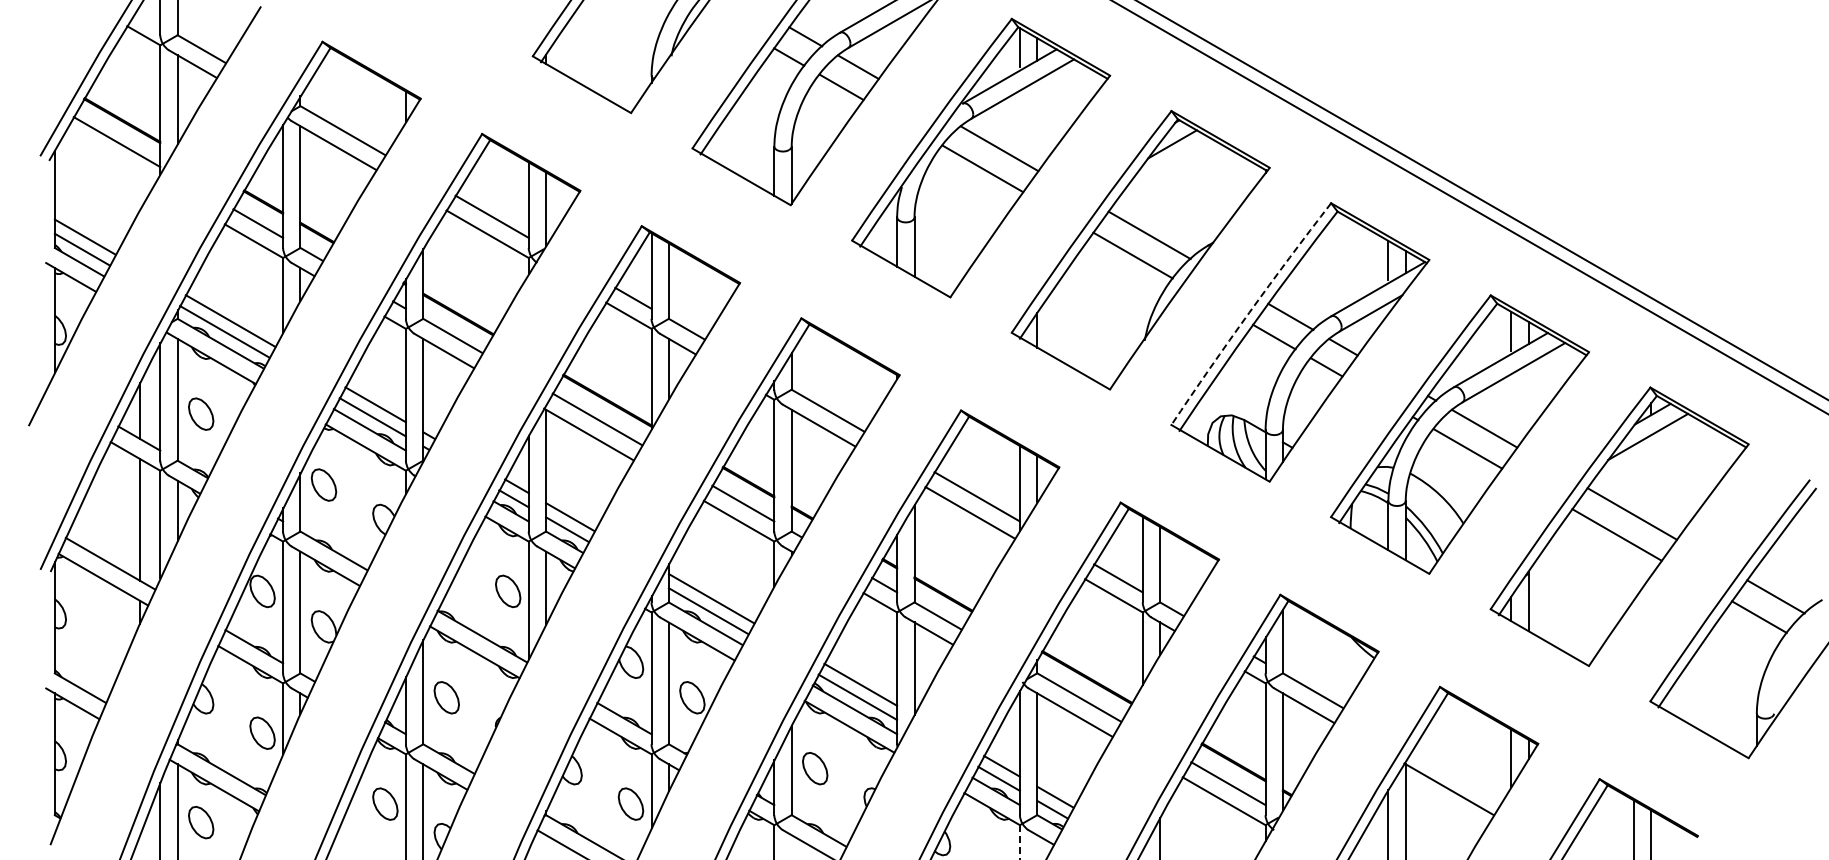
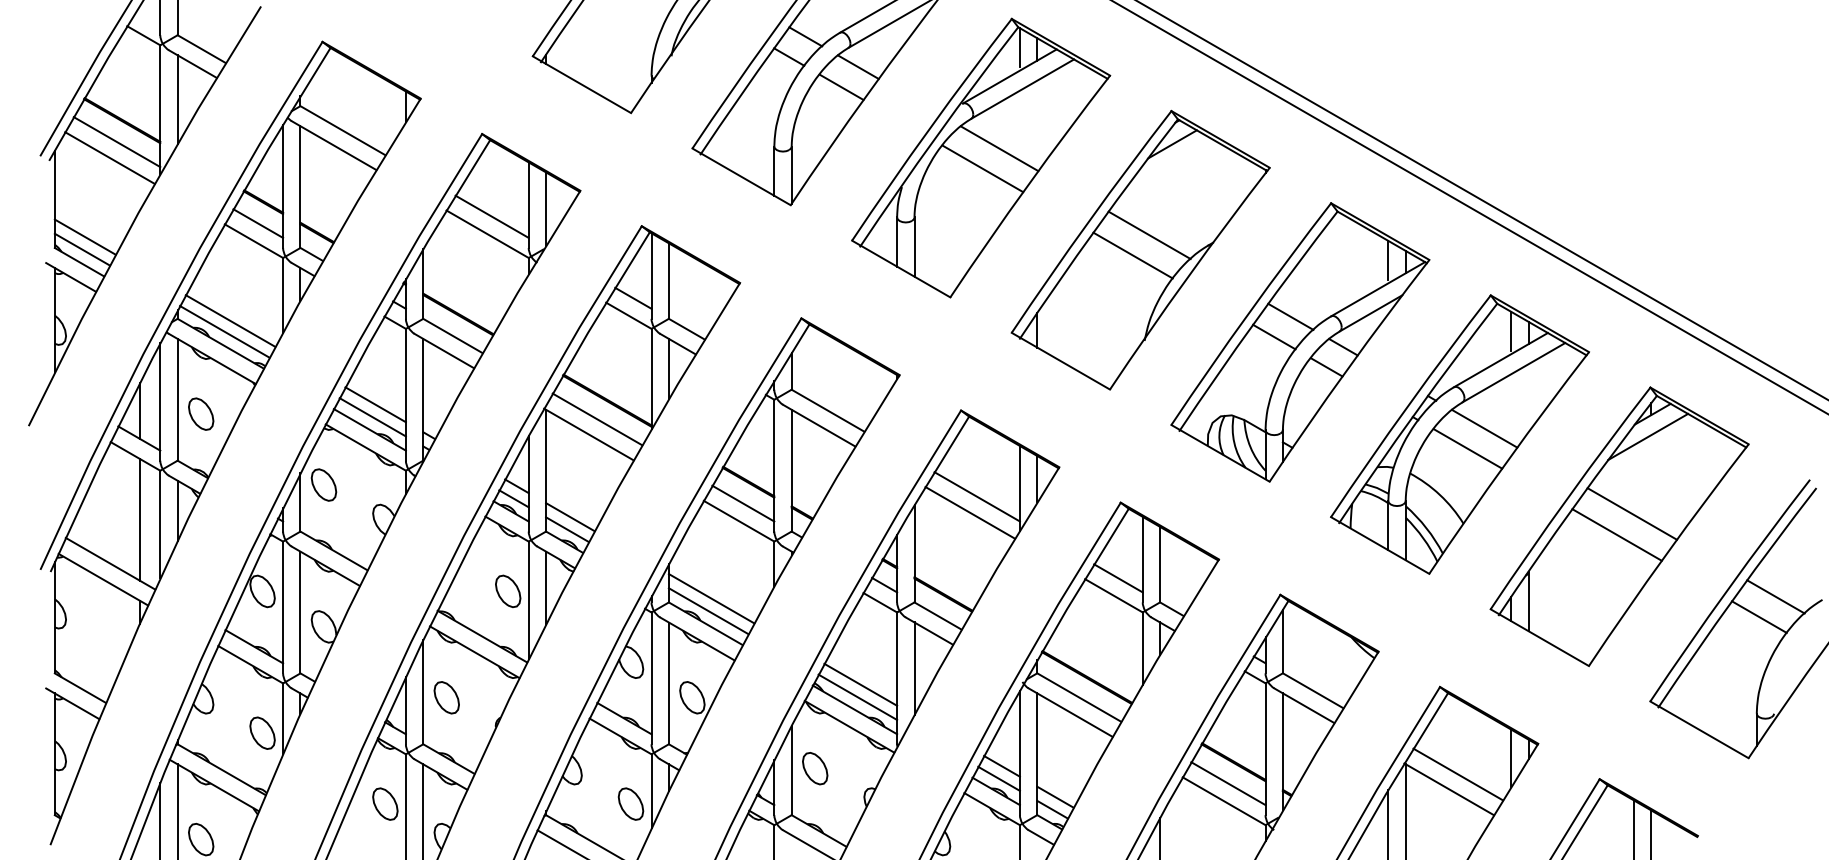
line: none -> present (109, 157)
arc: dashed -> solid (1249, 312)
line: none -> present (1458, 774)
part position: (201, 822) -> (201, 839) (201, 839)
line: dashed -> solid (1019, 842)
